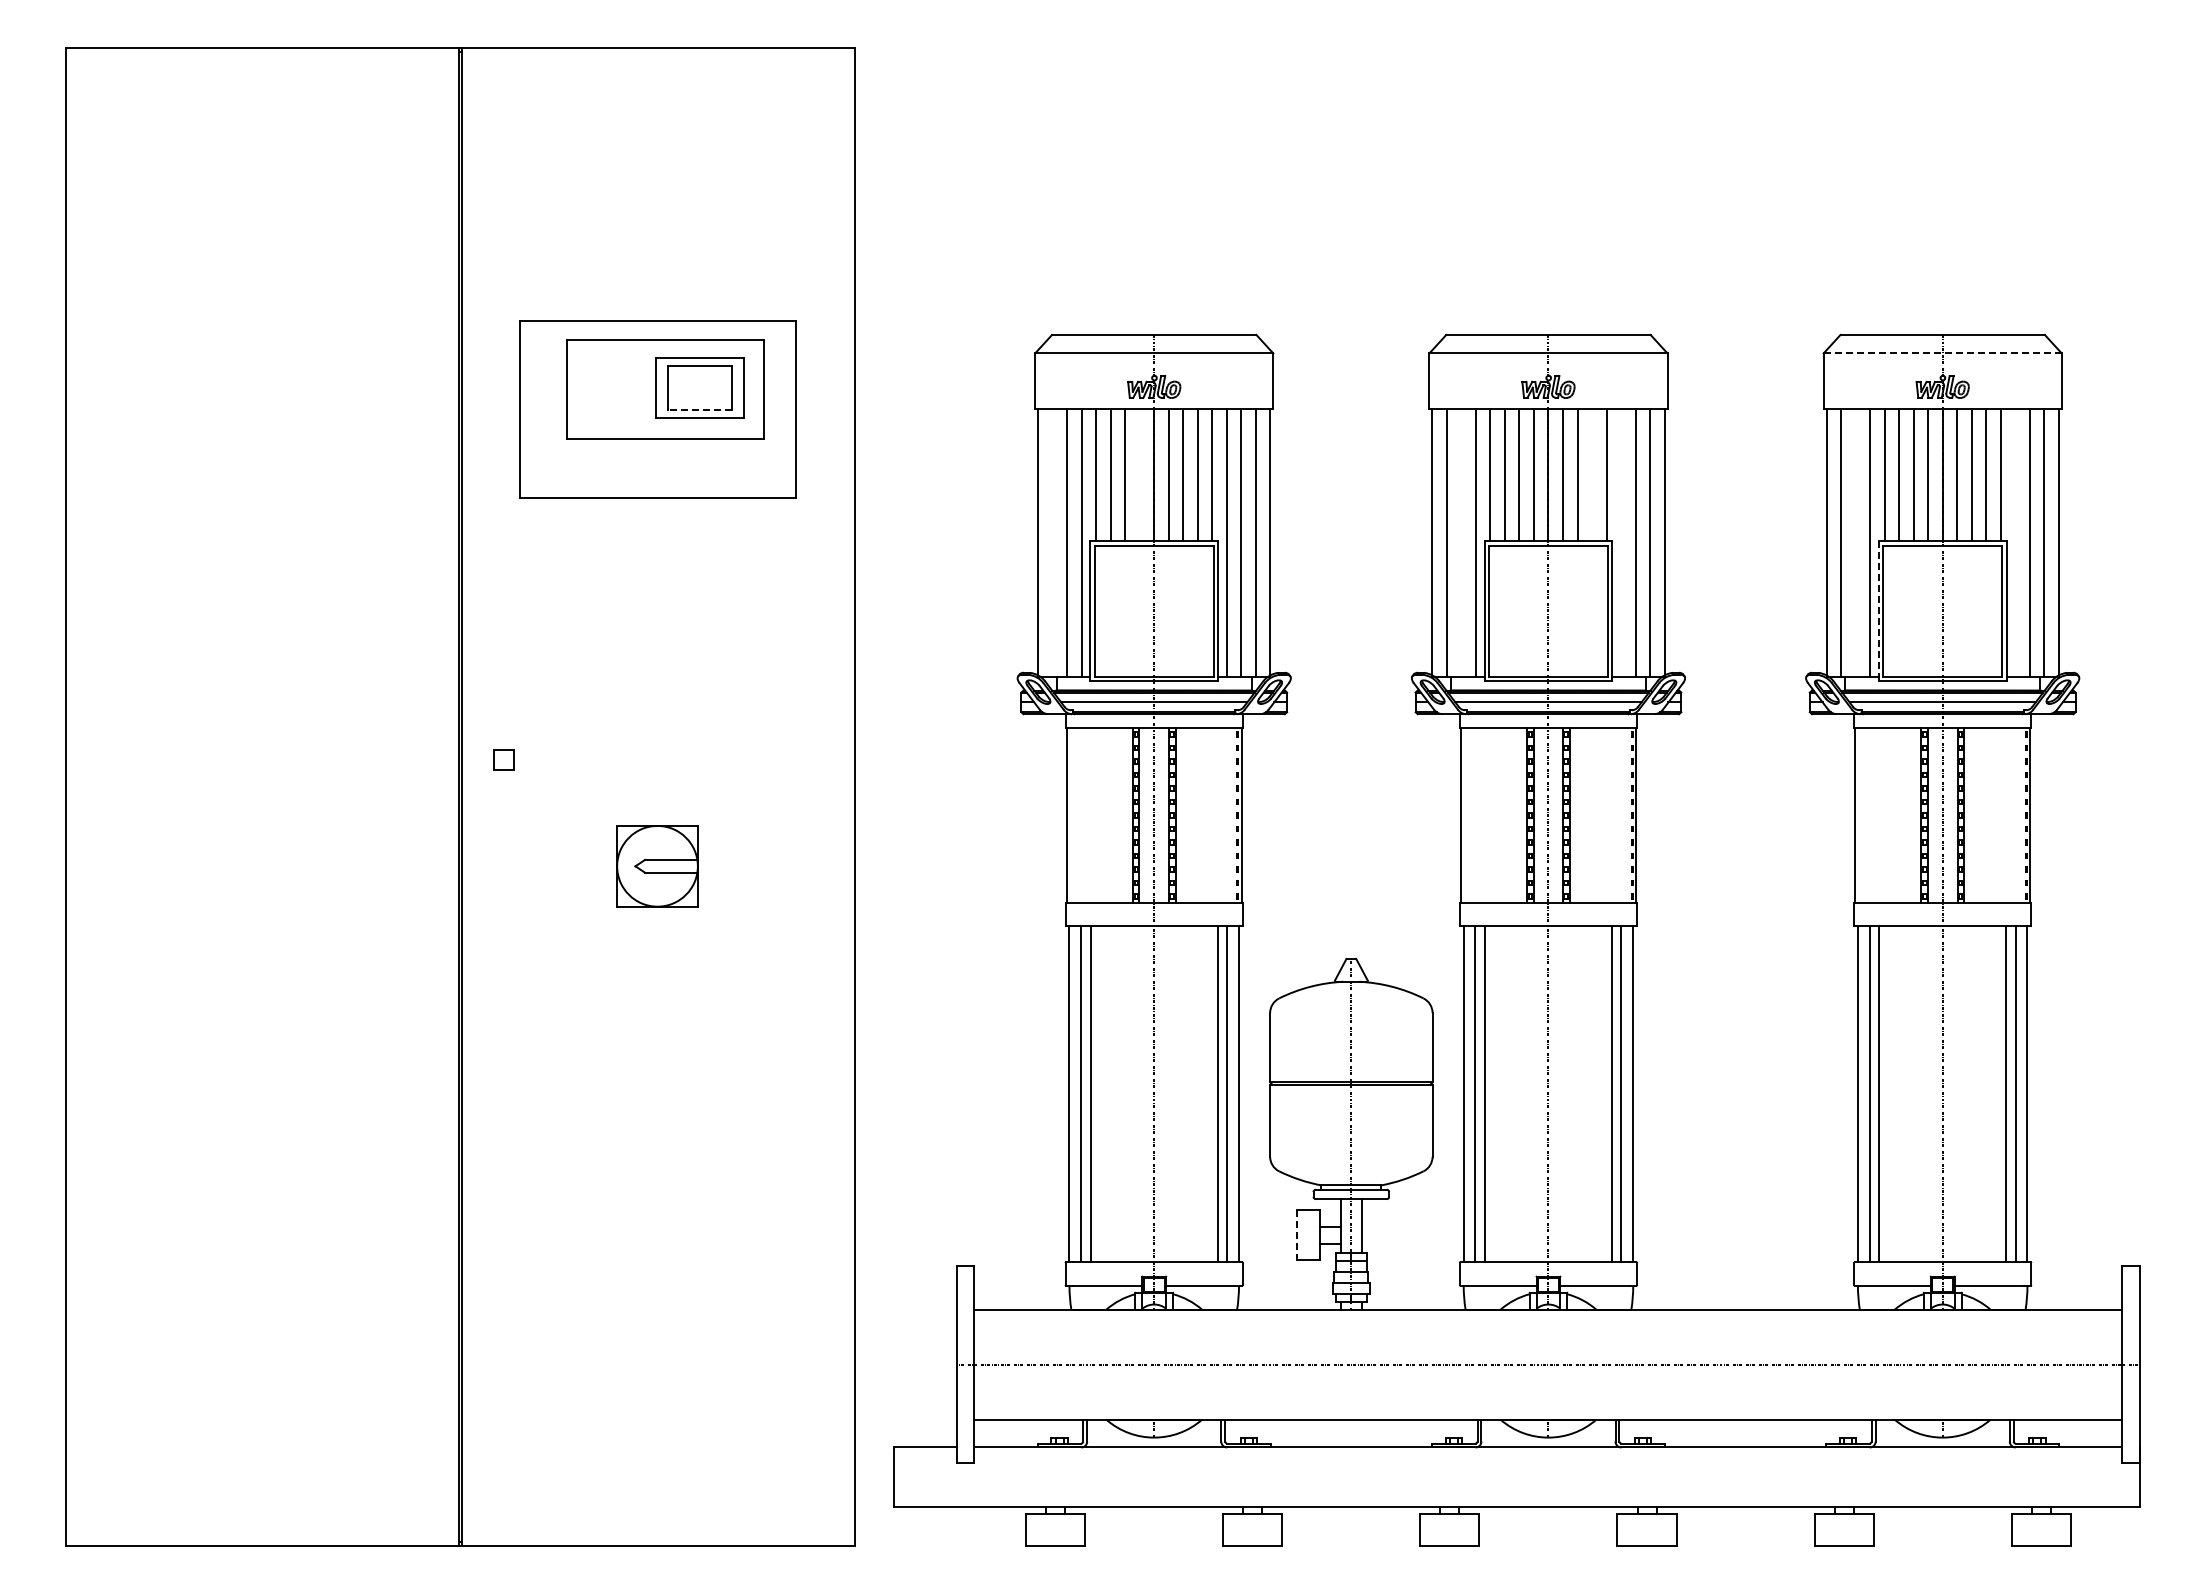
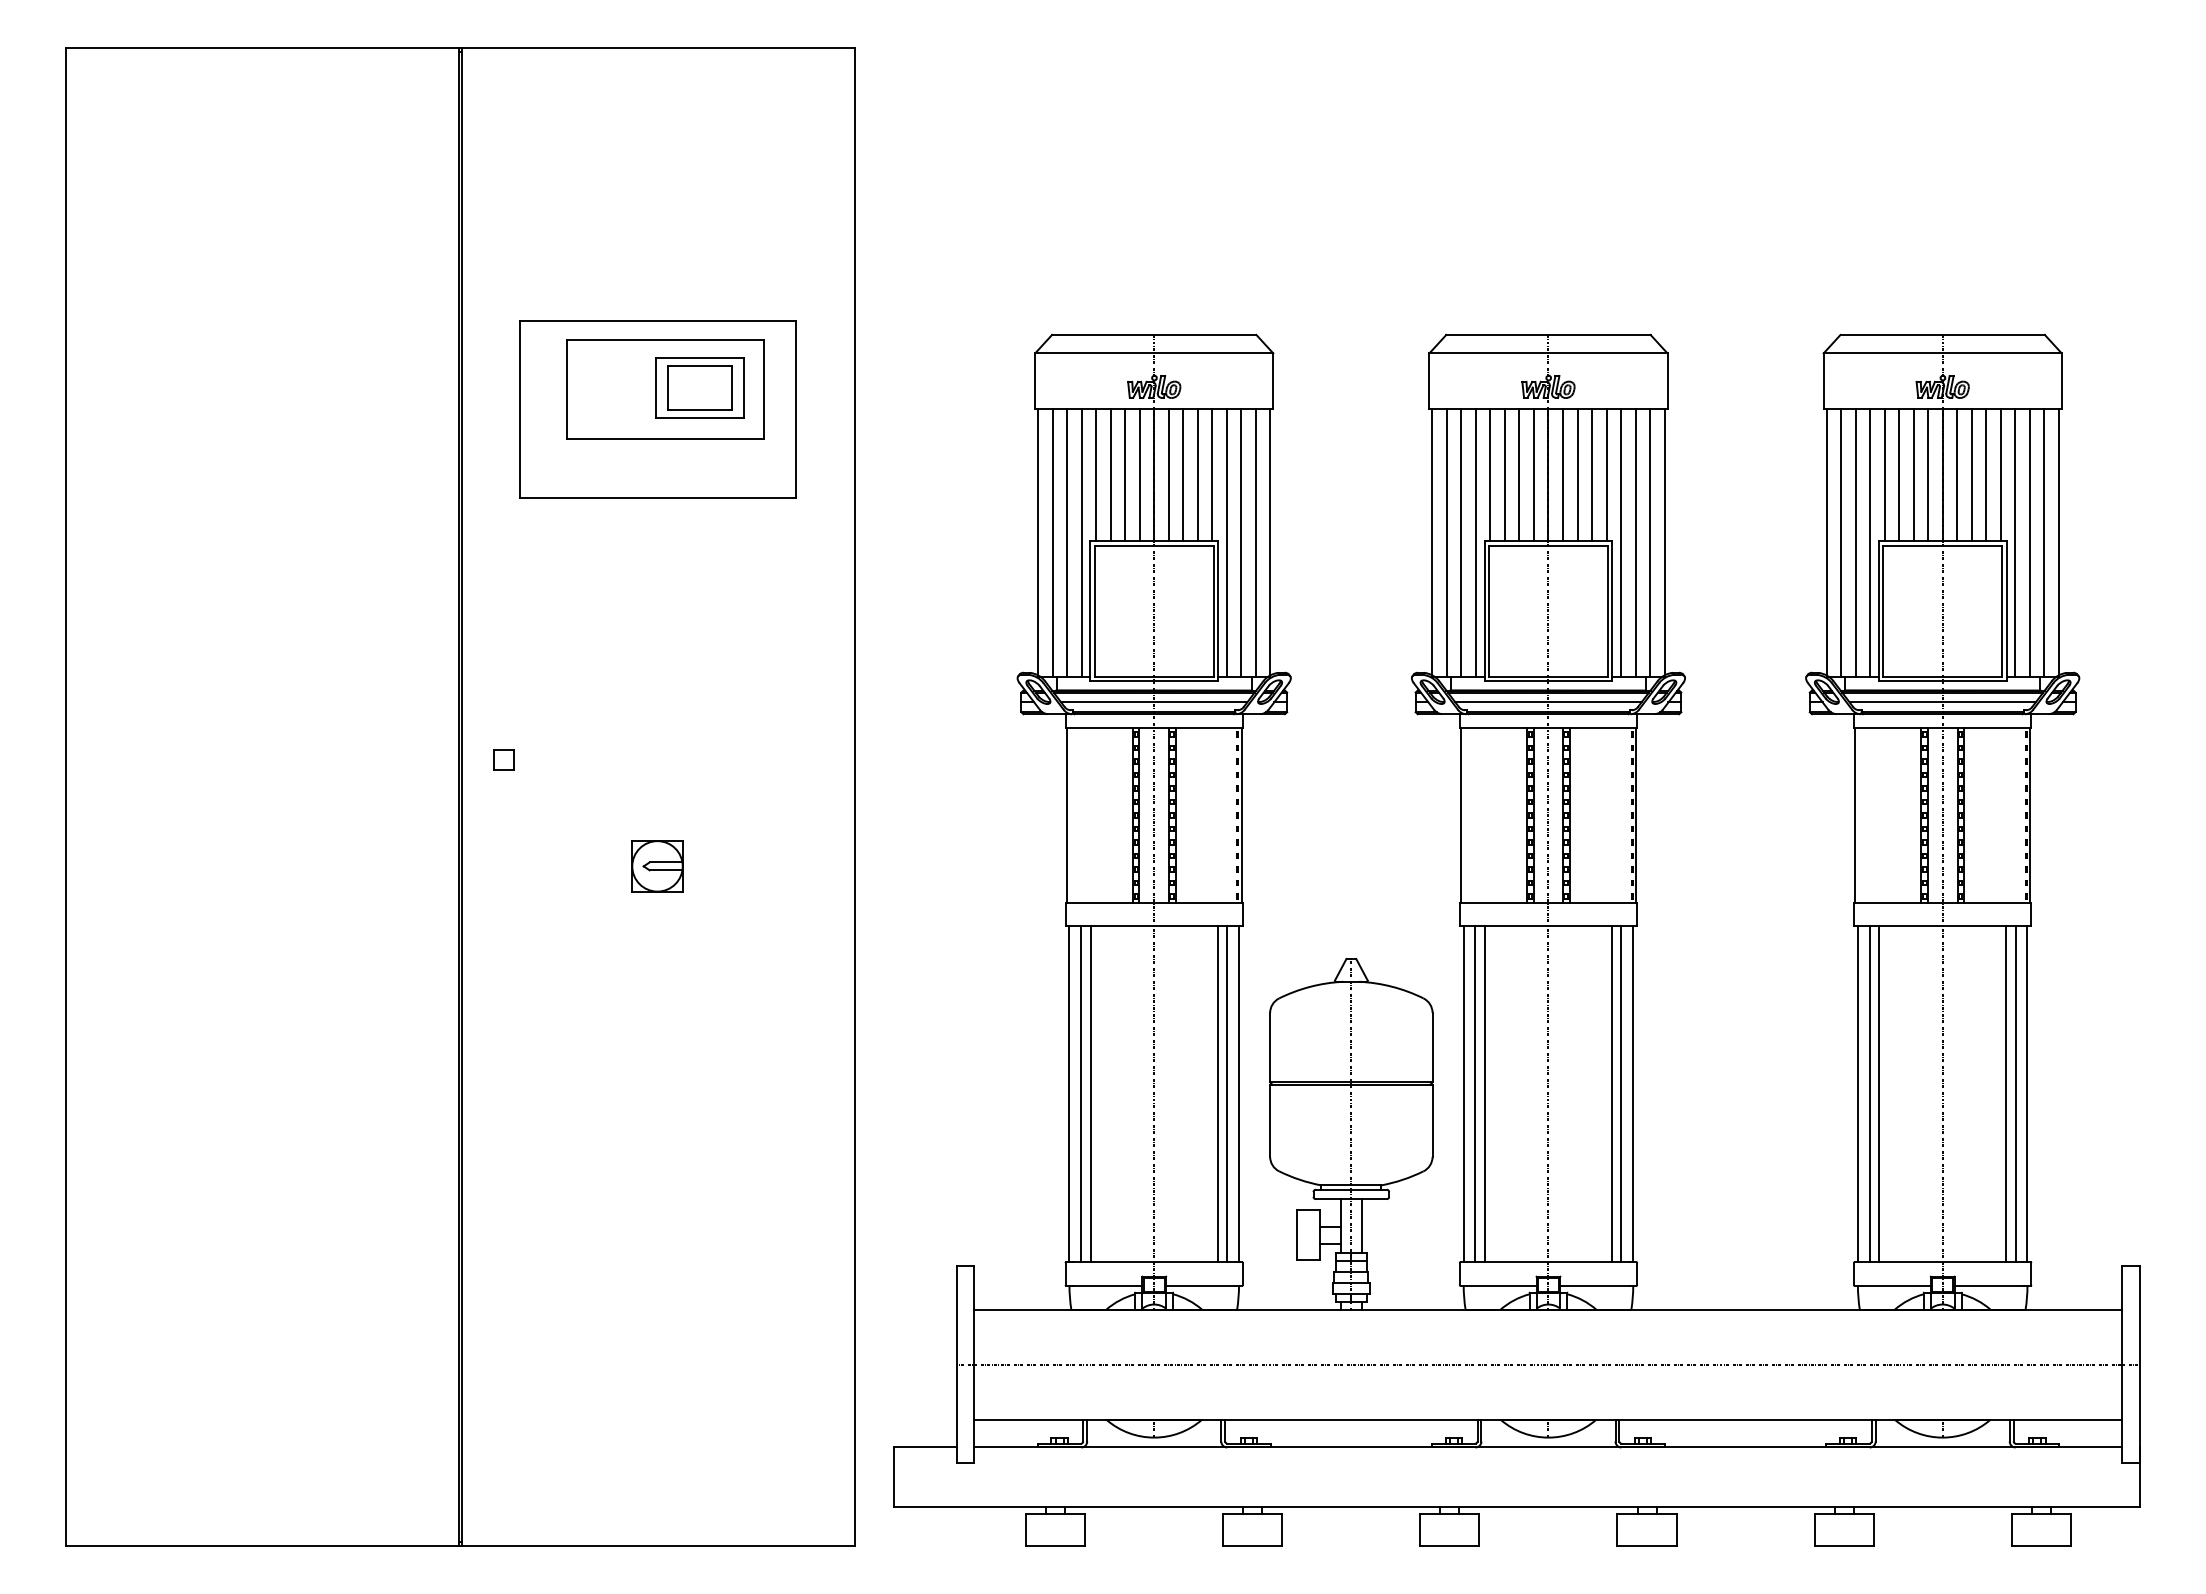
line: dashed -> solid (1943, 353)
line: dashed -> solid (699, 409)
line: none -> present (1139, 474)
line: none -> present (1592, 474)
line: none -> present (1052, 542)
line: none -> present (1461, 542)
line: none -> present (1621, 542)
line: none -> present (1855, 542)
line: none -> present (2015, 542)
line: dashed -> solid (1878, 611)
part size: 83x83 px -> 53x53 px (657, 866)
line: dashed -> solid (1297, 1235)
